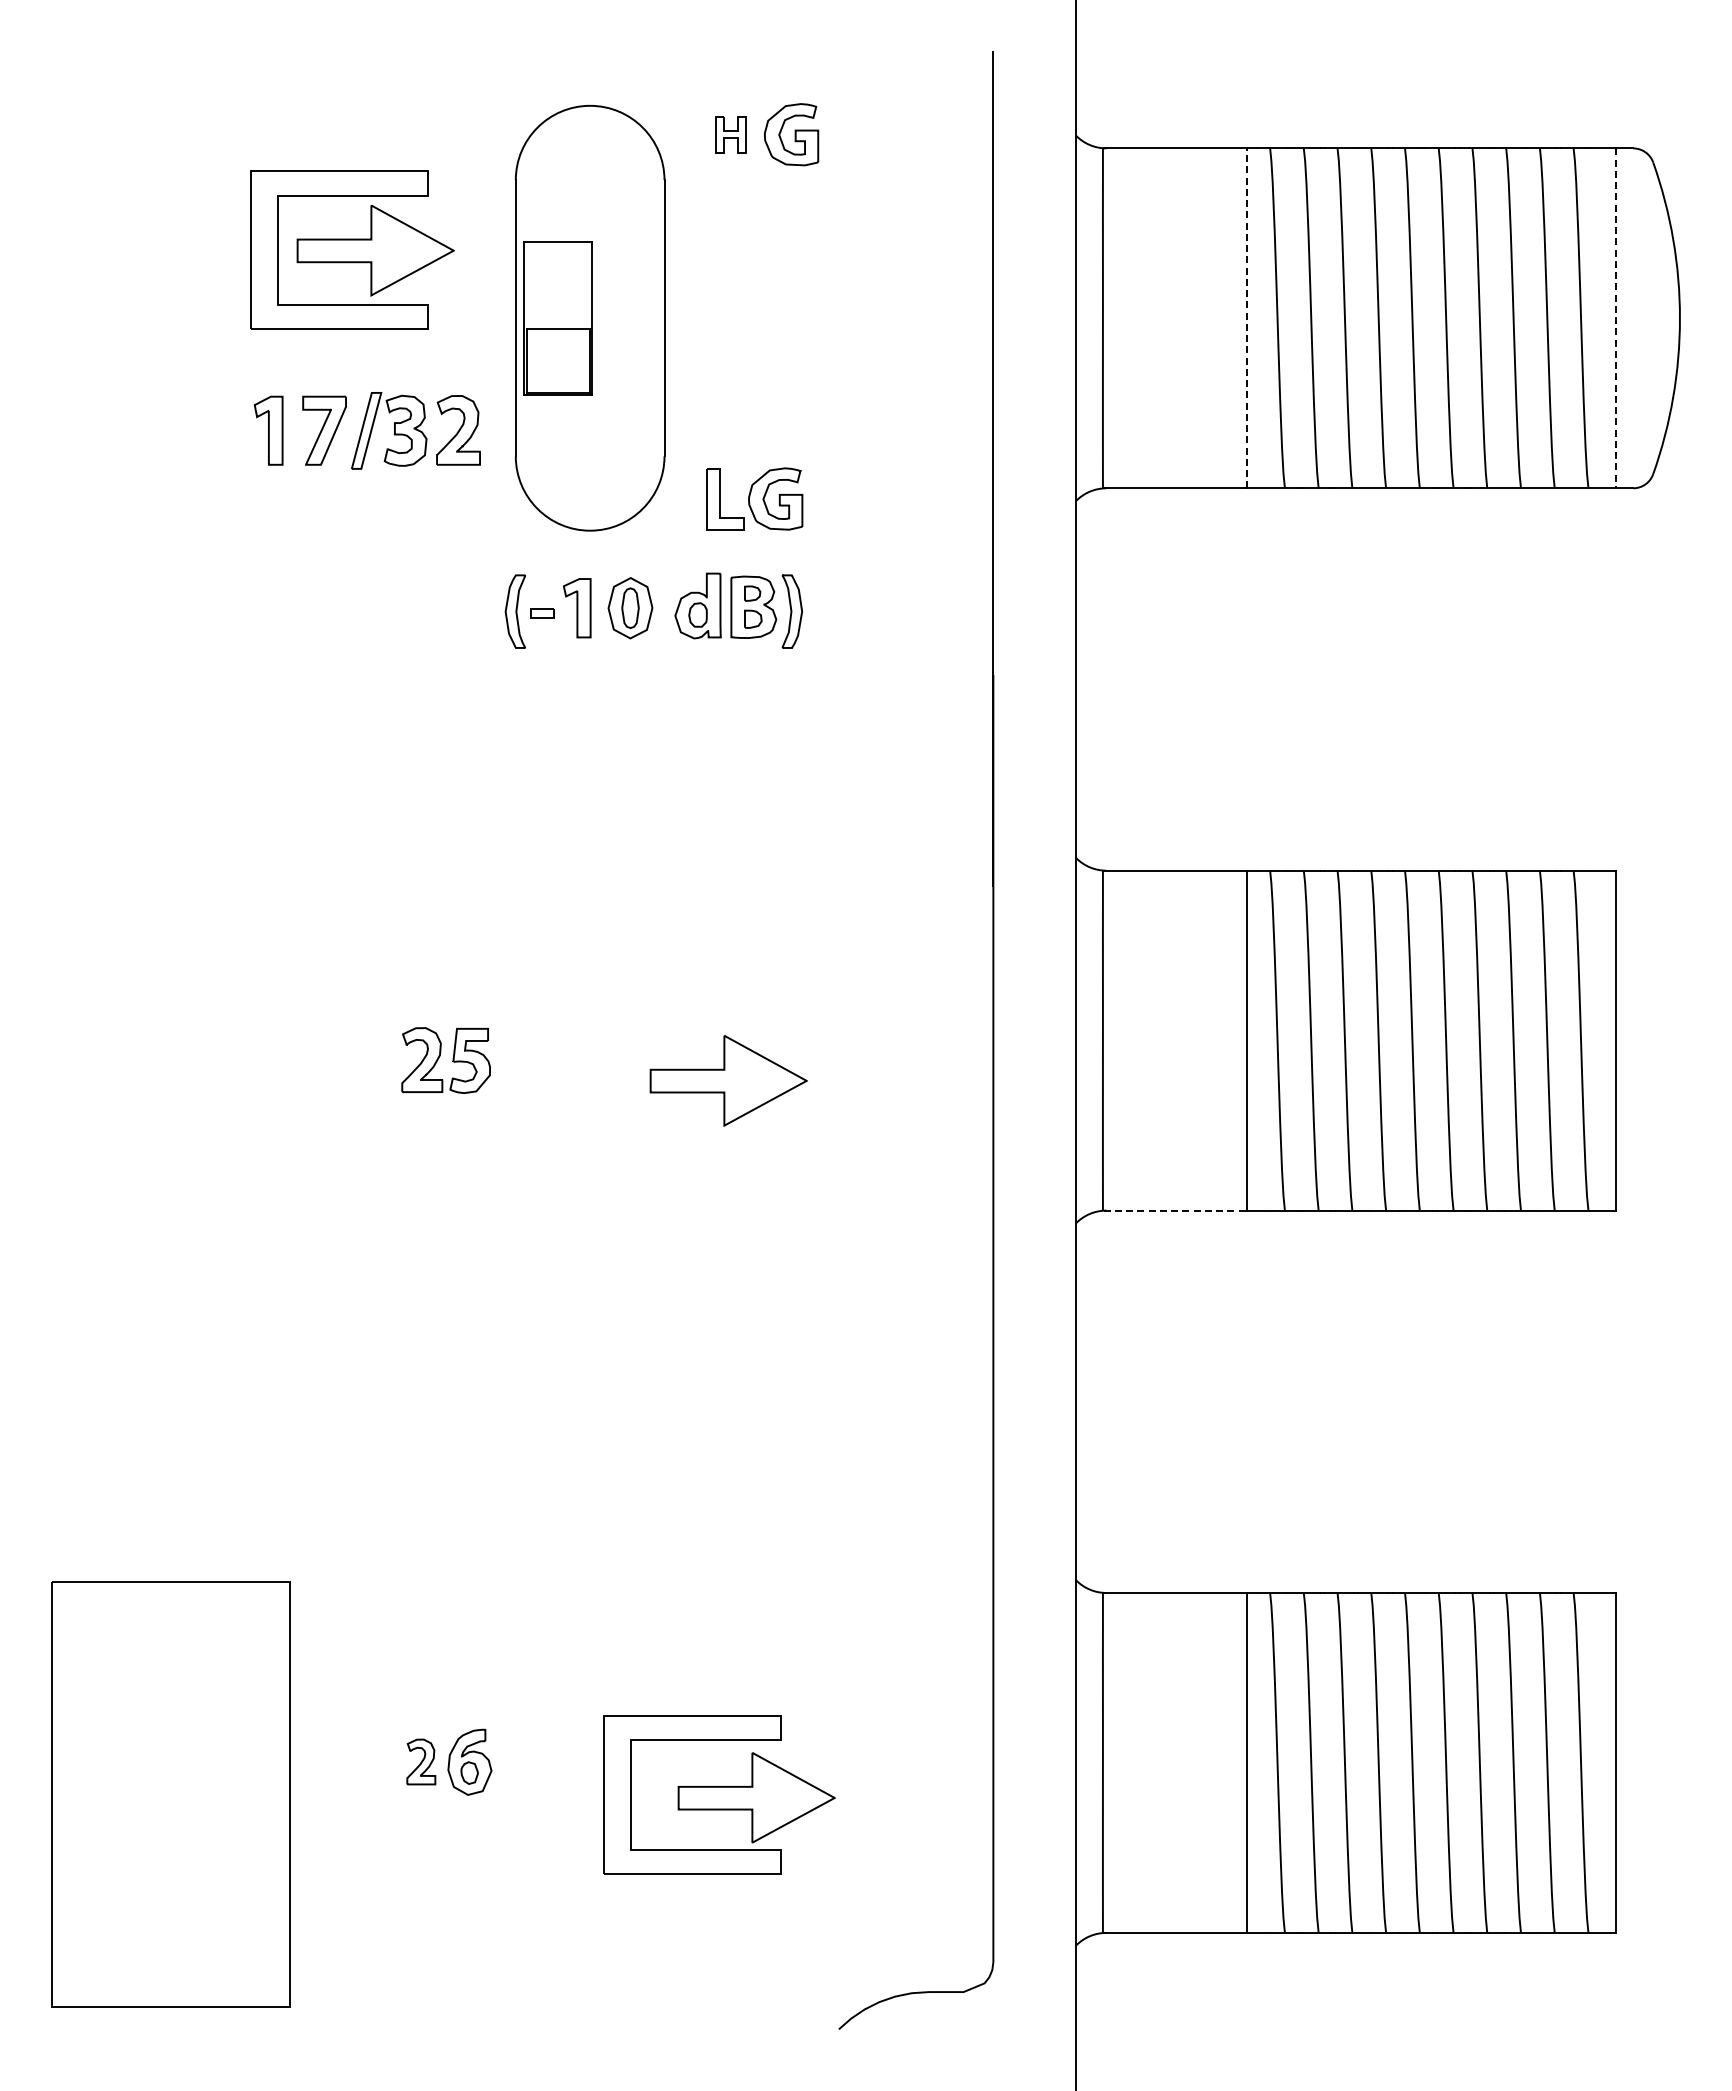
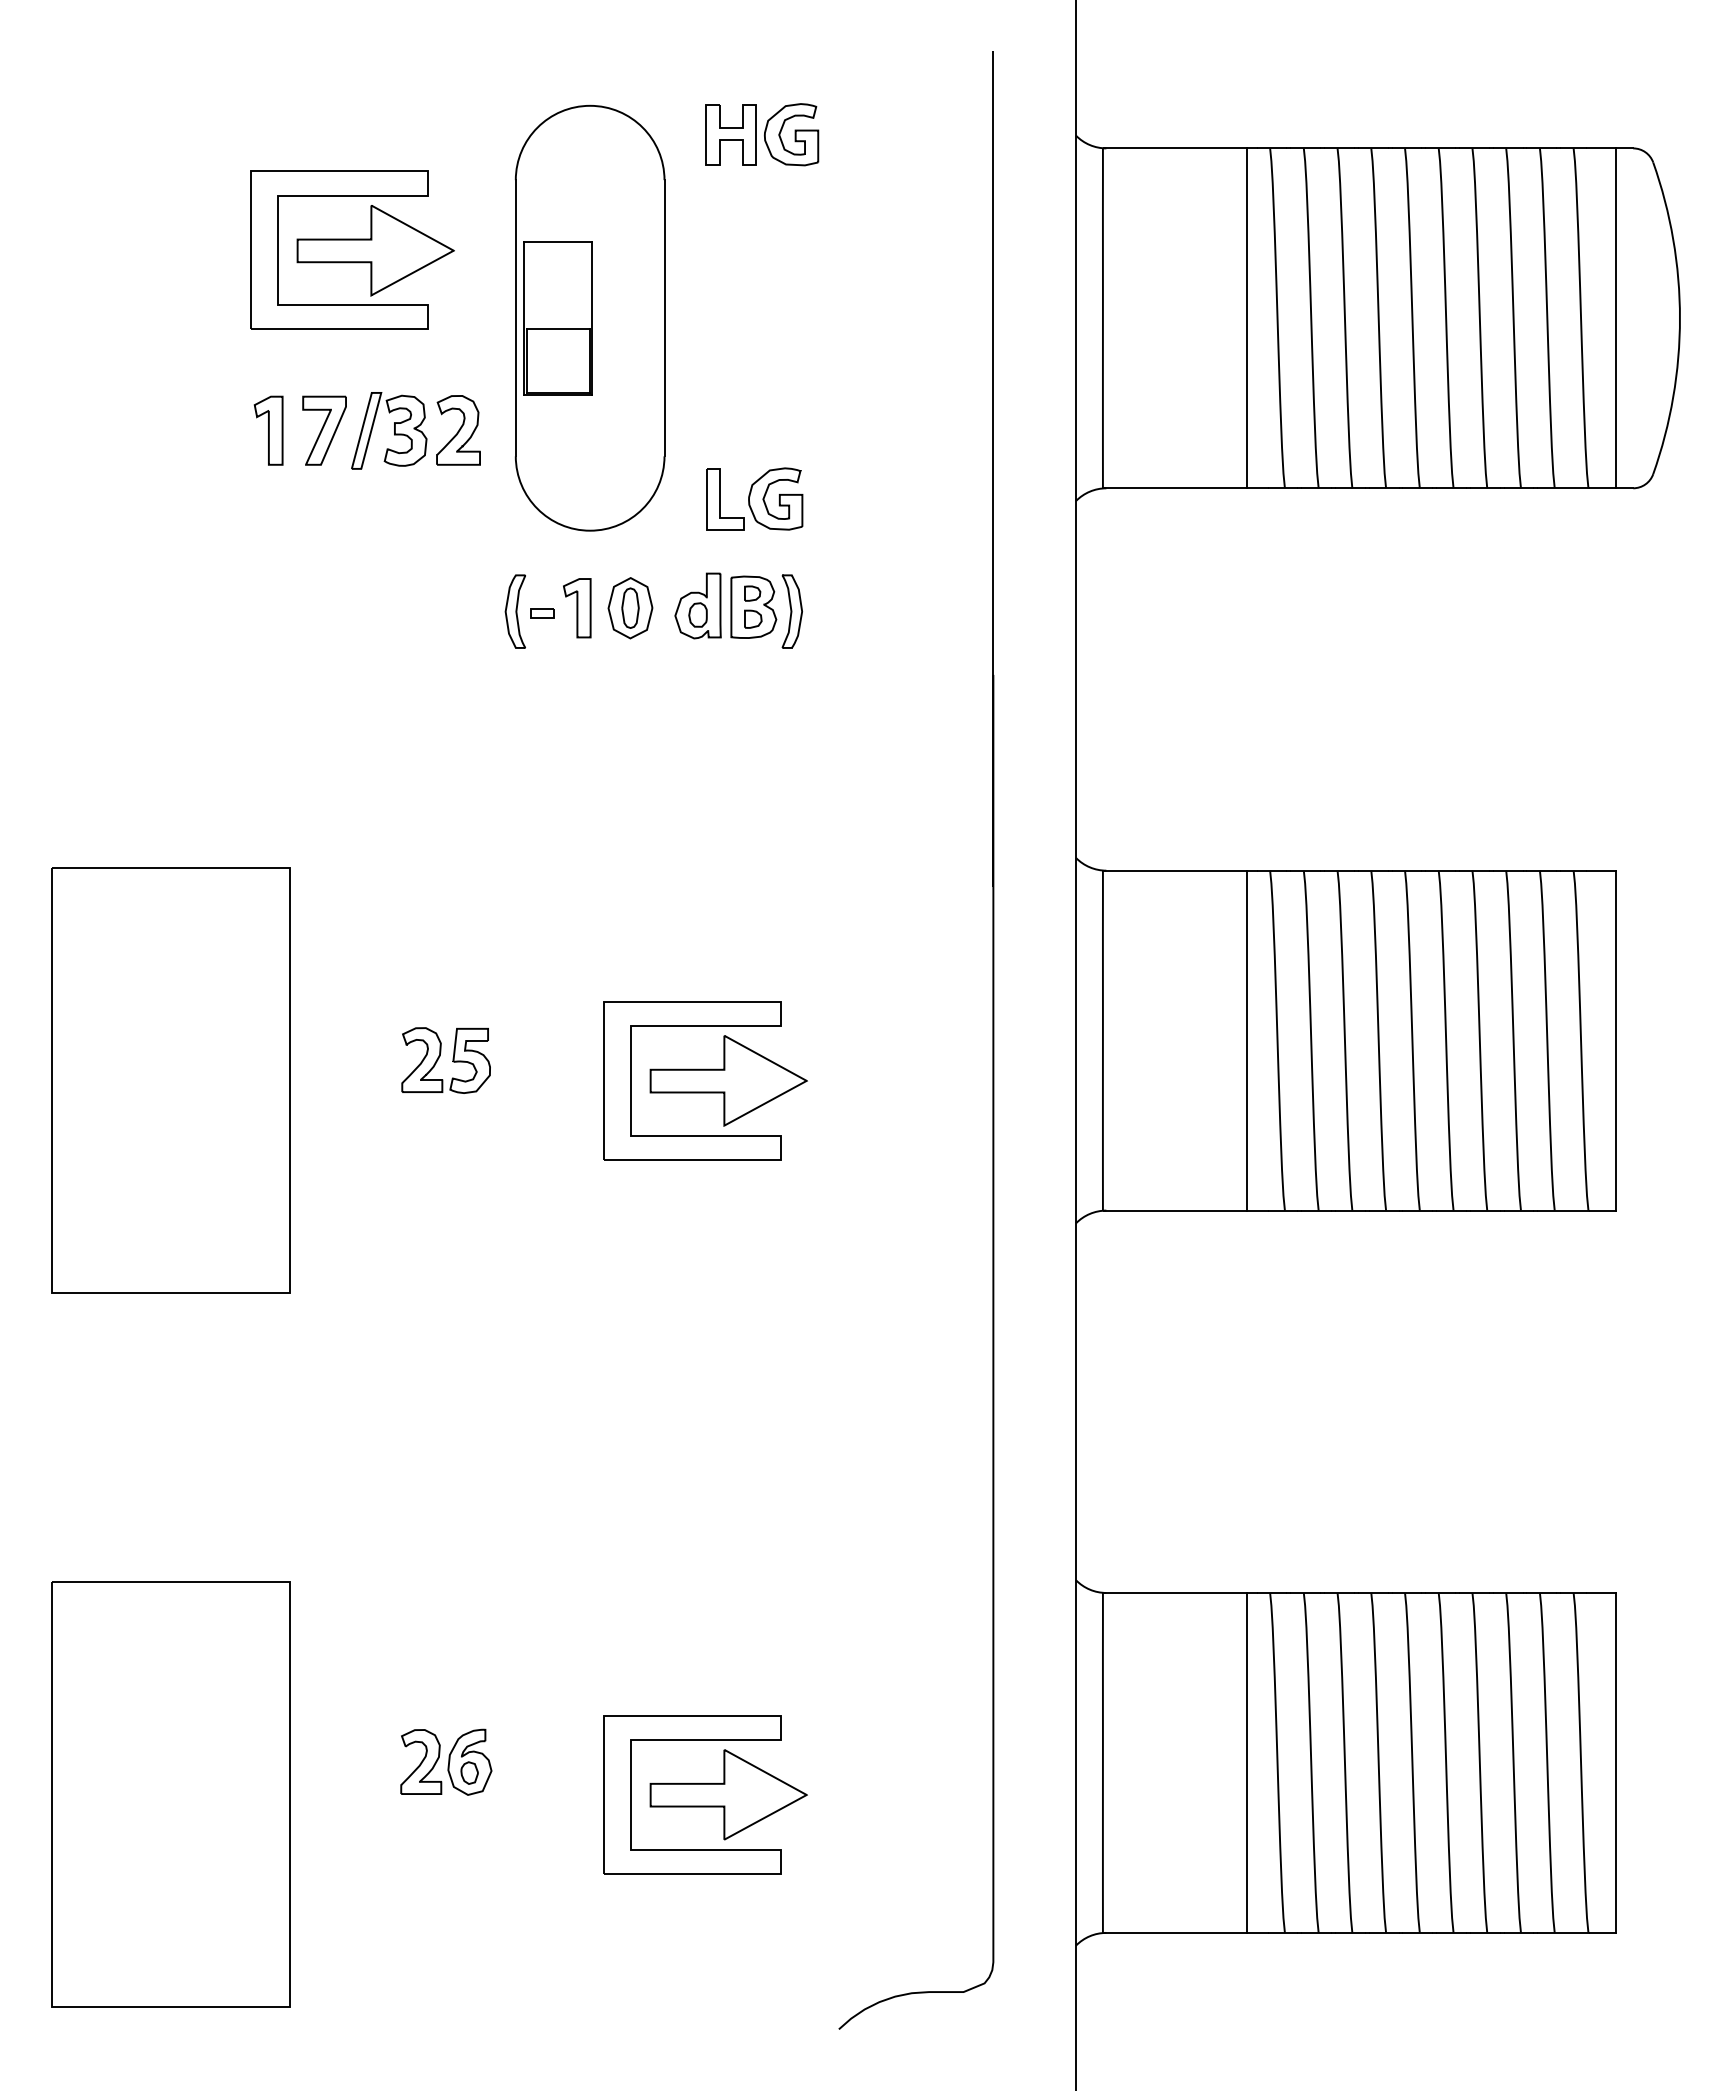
part size: 32x38 px -> 52x62 px (730, 134)
line: dashed -> solid (1246, 318)
line: dashed -> solid (1616, 318)
part: none -> present (692, 1026)
part: none -> present (170, 1080)
line: dashed -> solid (1175, 1210)
part size: 31x48 px -> 43x66 px (421, 1761)
part position: (756, 1797) -> (728, 1794) (728, 1794)
